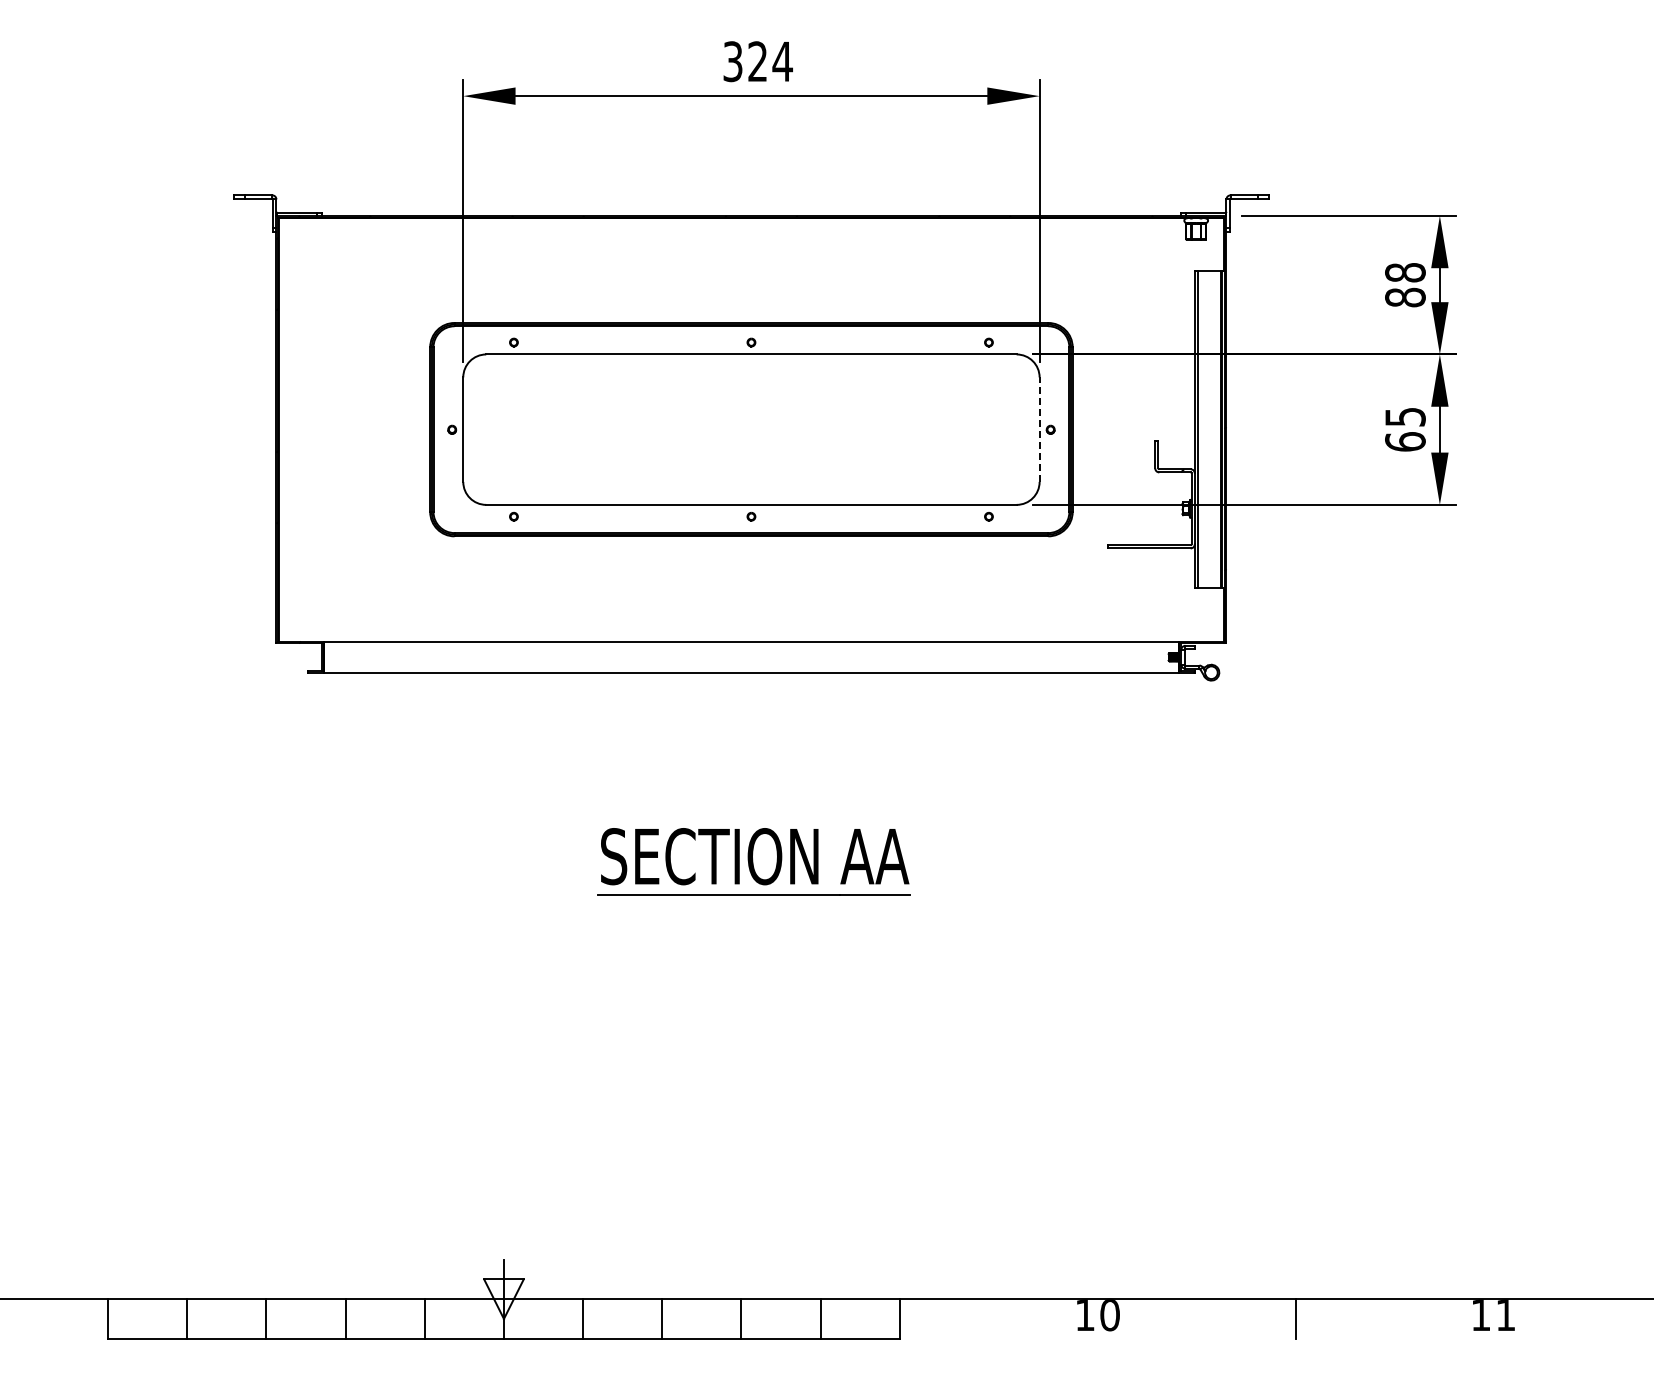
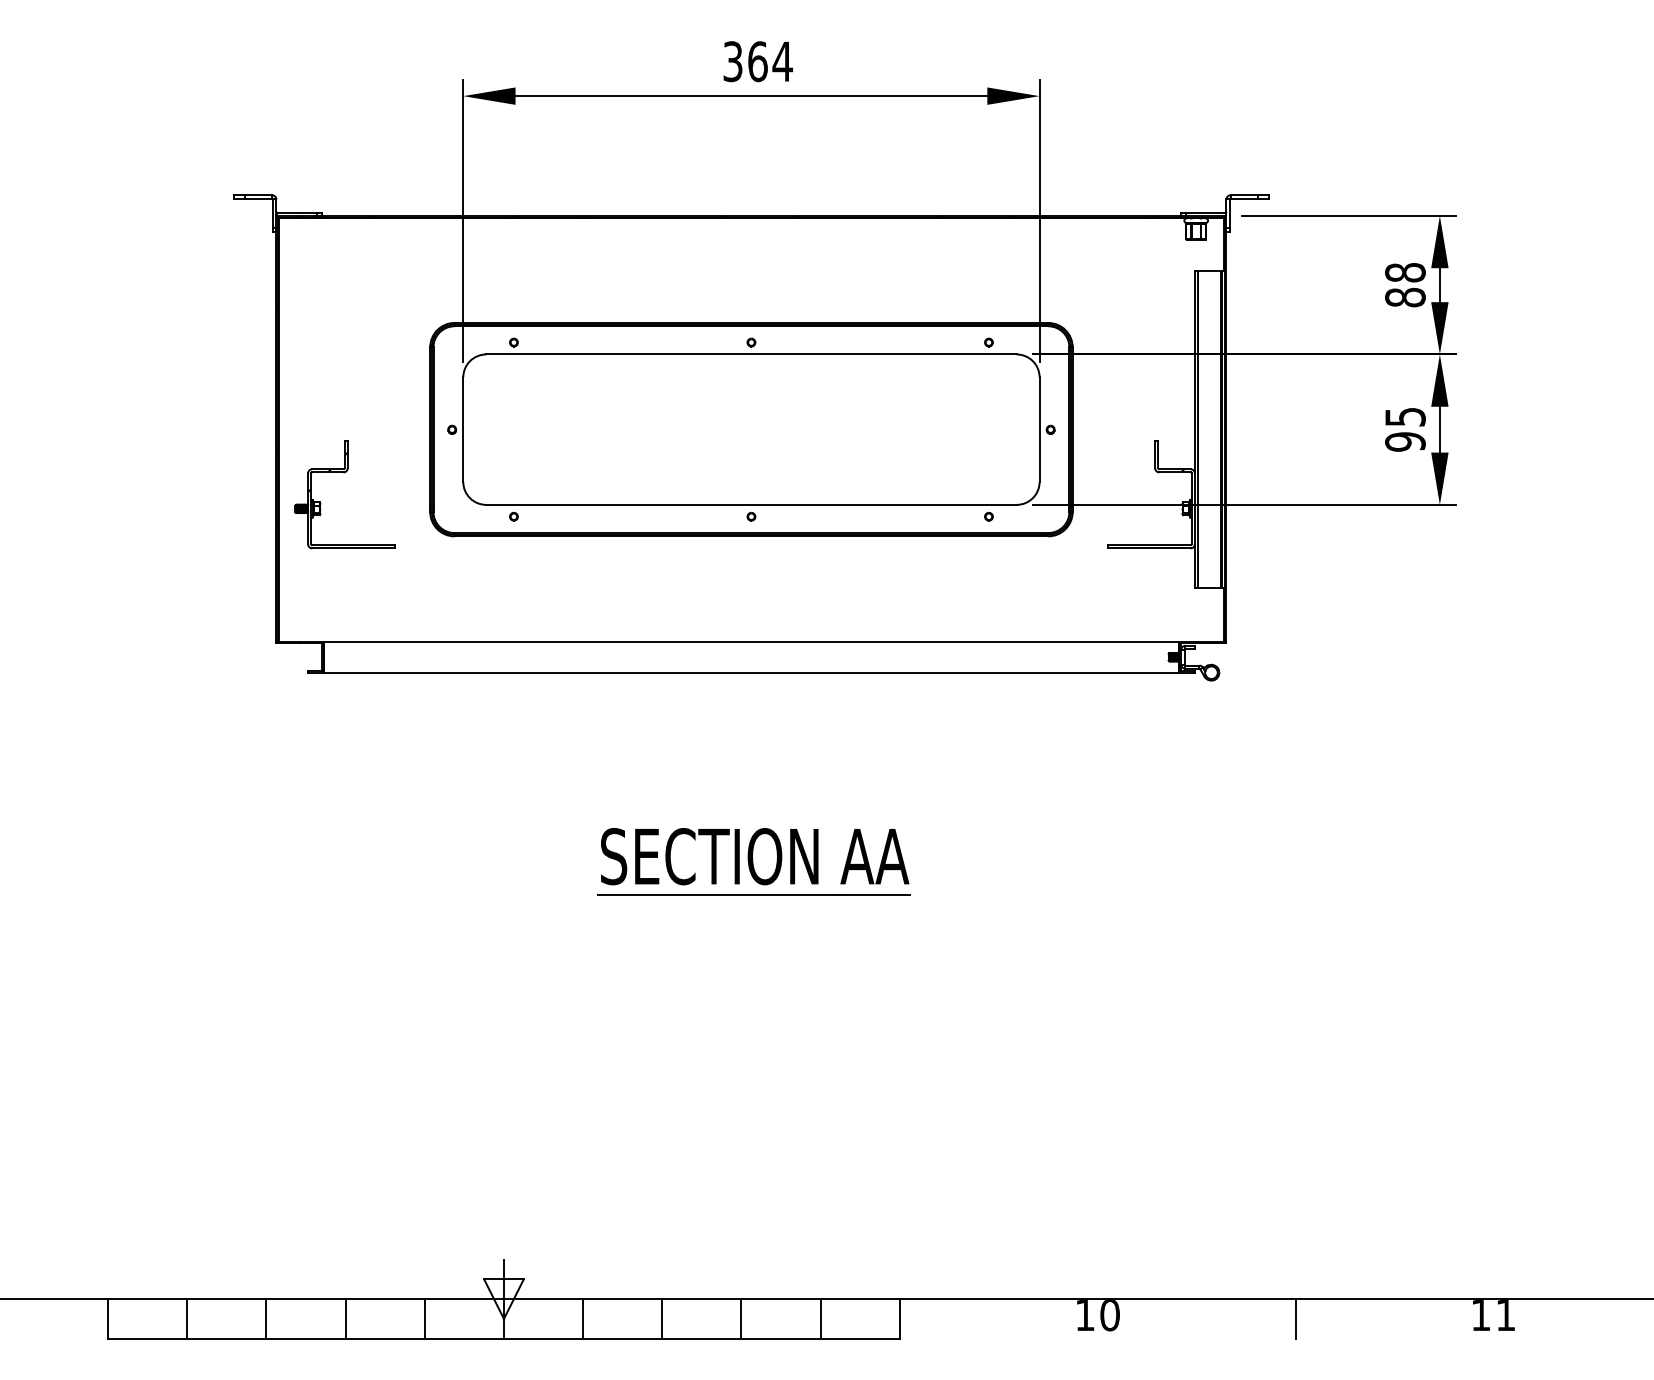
text: 324 -> 364 (757, 61)
line: dashed -> solid (1039, 429)
text: 65 -> 95 (1405, 441)
part: none -> present (344, 473)
